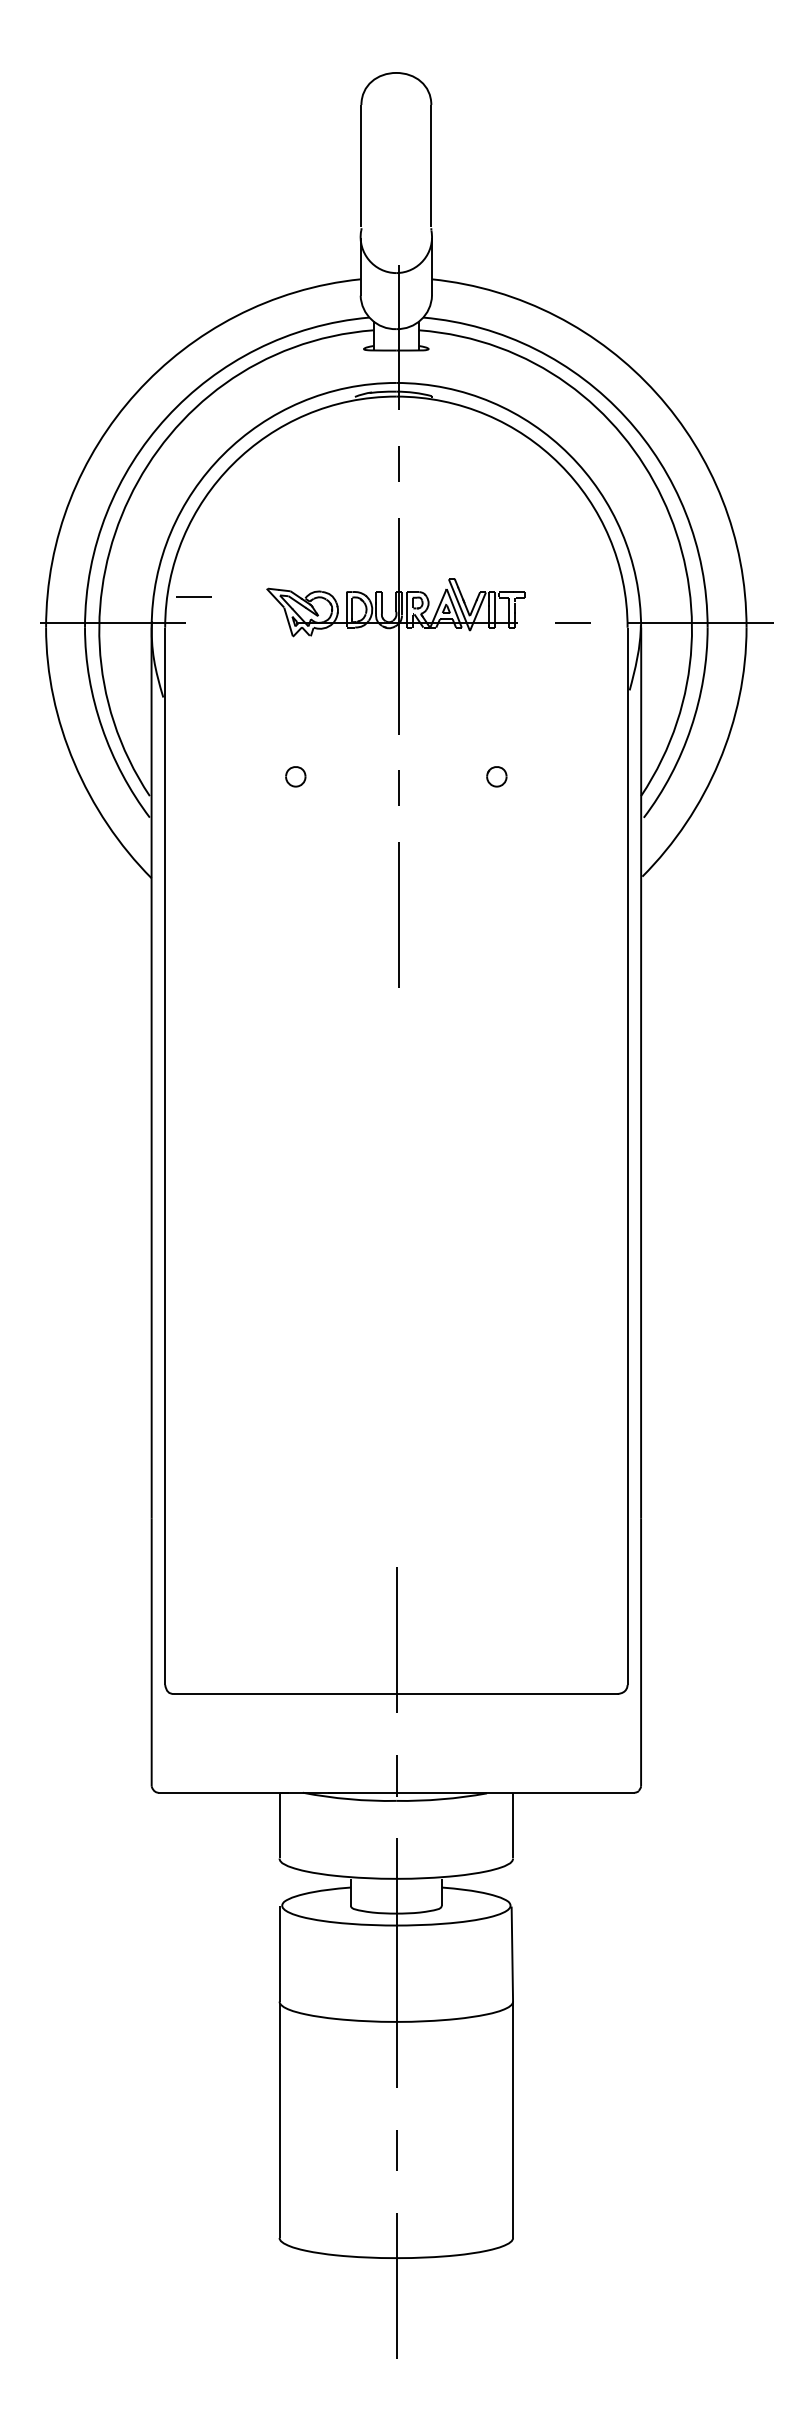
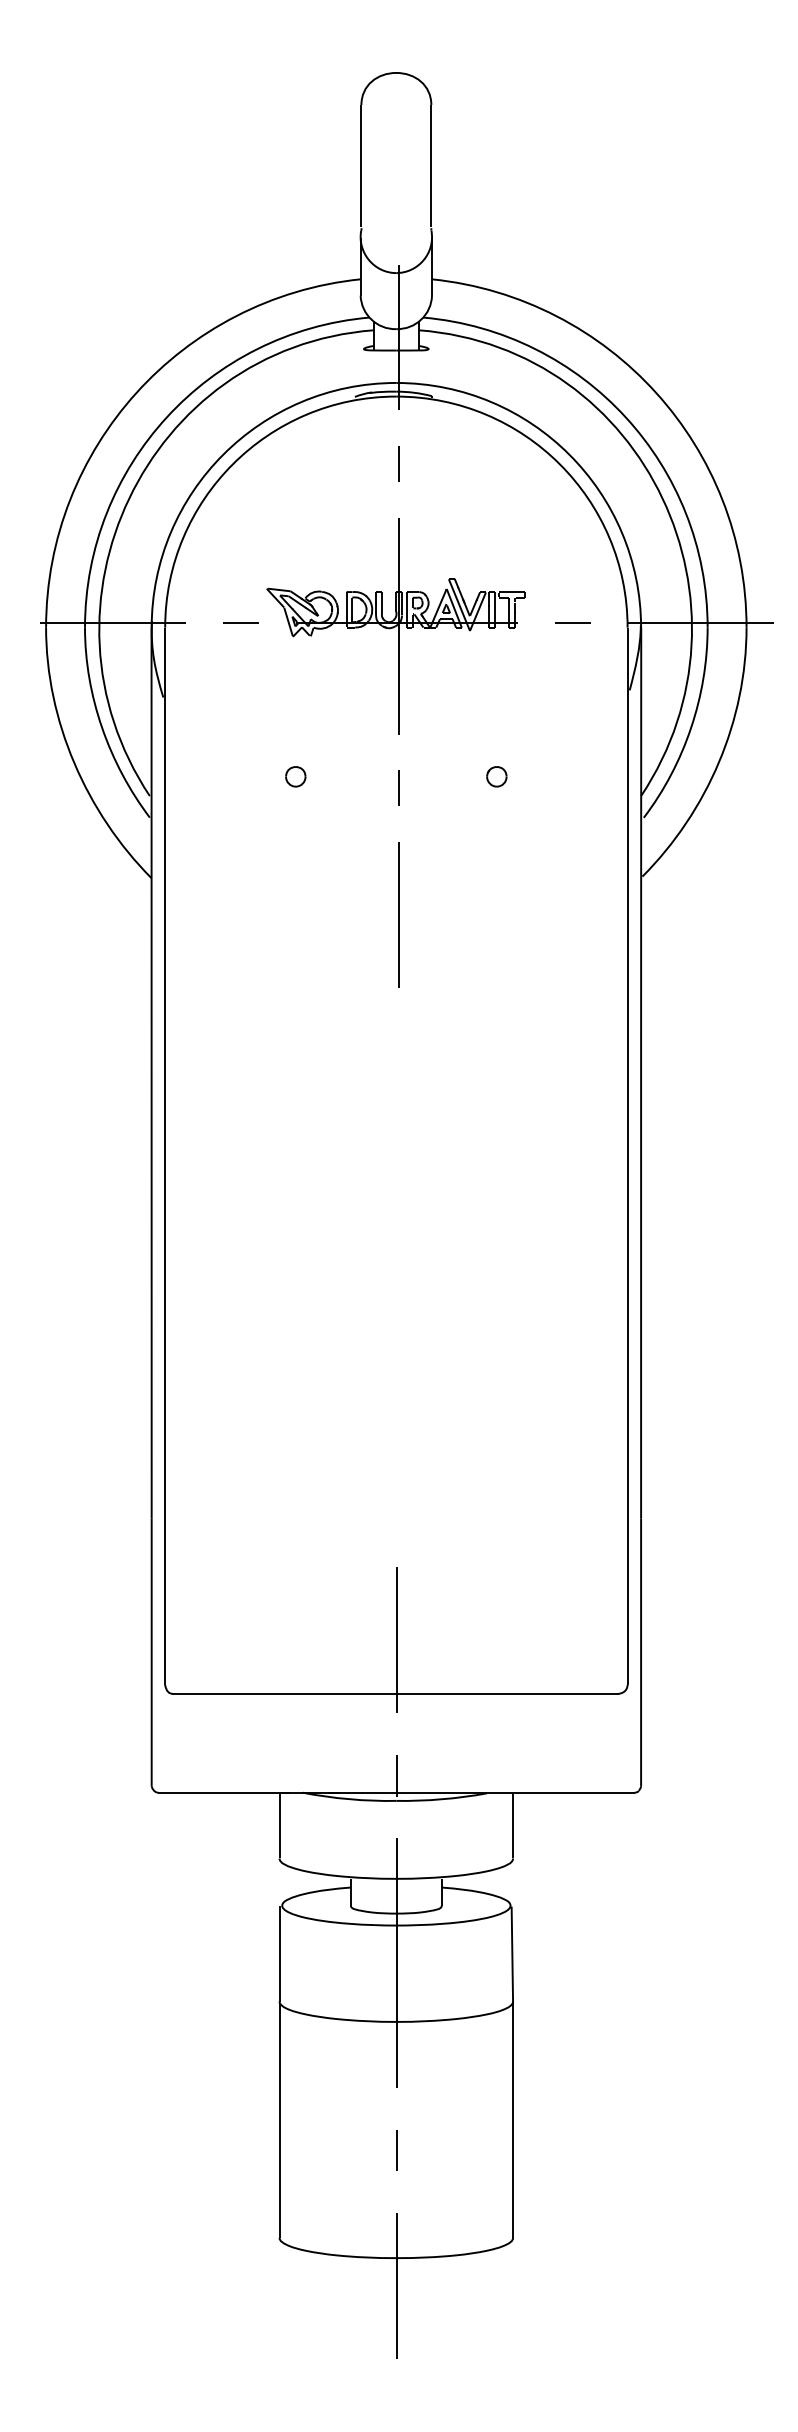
line position: (193, 596) -> (240, 622) (240, 622)
